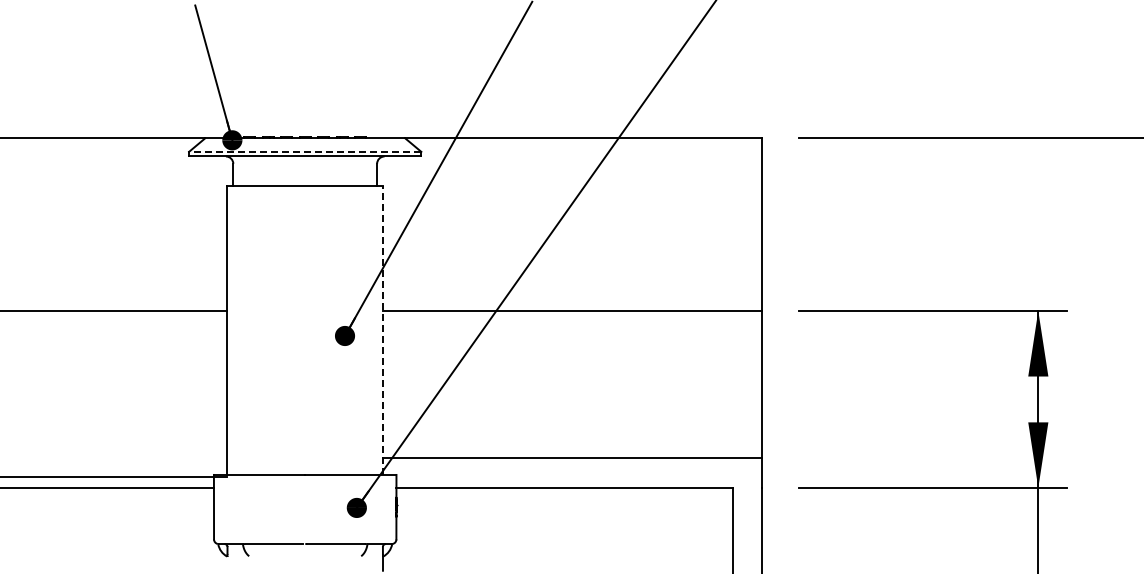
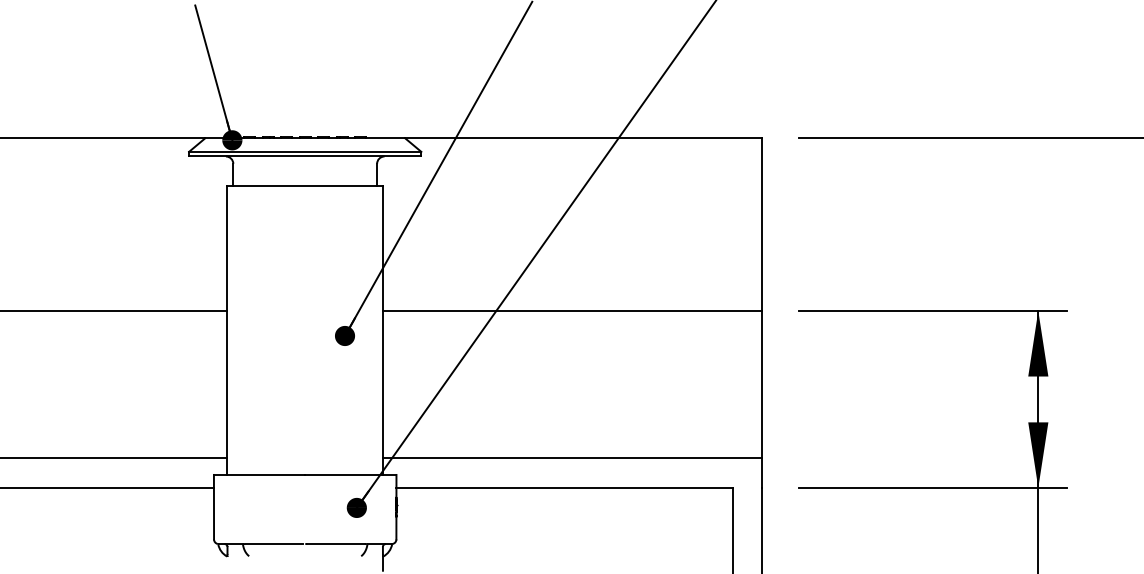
line: dashed -> solid (304, 151)
line: dashed -> solid (383, 329)
line position: (114, 477) -> (114, 458) (114, 458)
